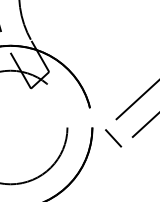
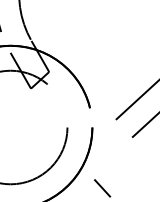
line position: (113, 138) -> (102, 188) (102, 188)
